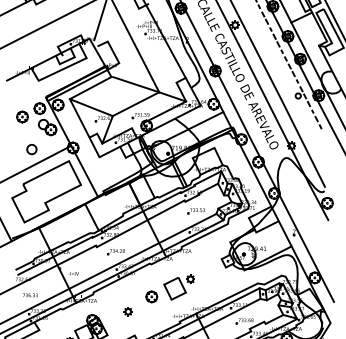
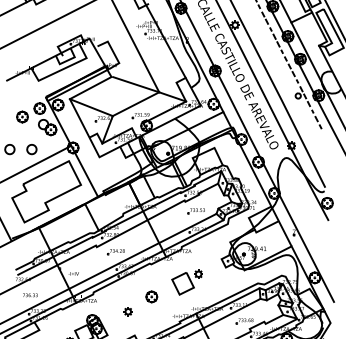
line: present -> none (99, 21)
part: none -> present (9, 149)
part position: (178, 287) -> (186, 282) (186, 282)
